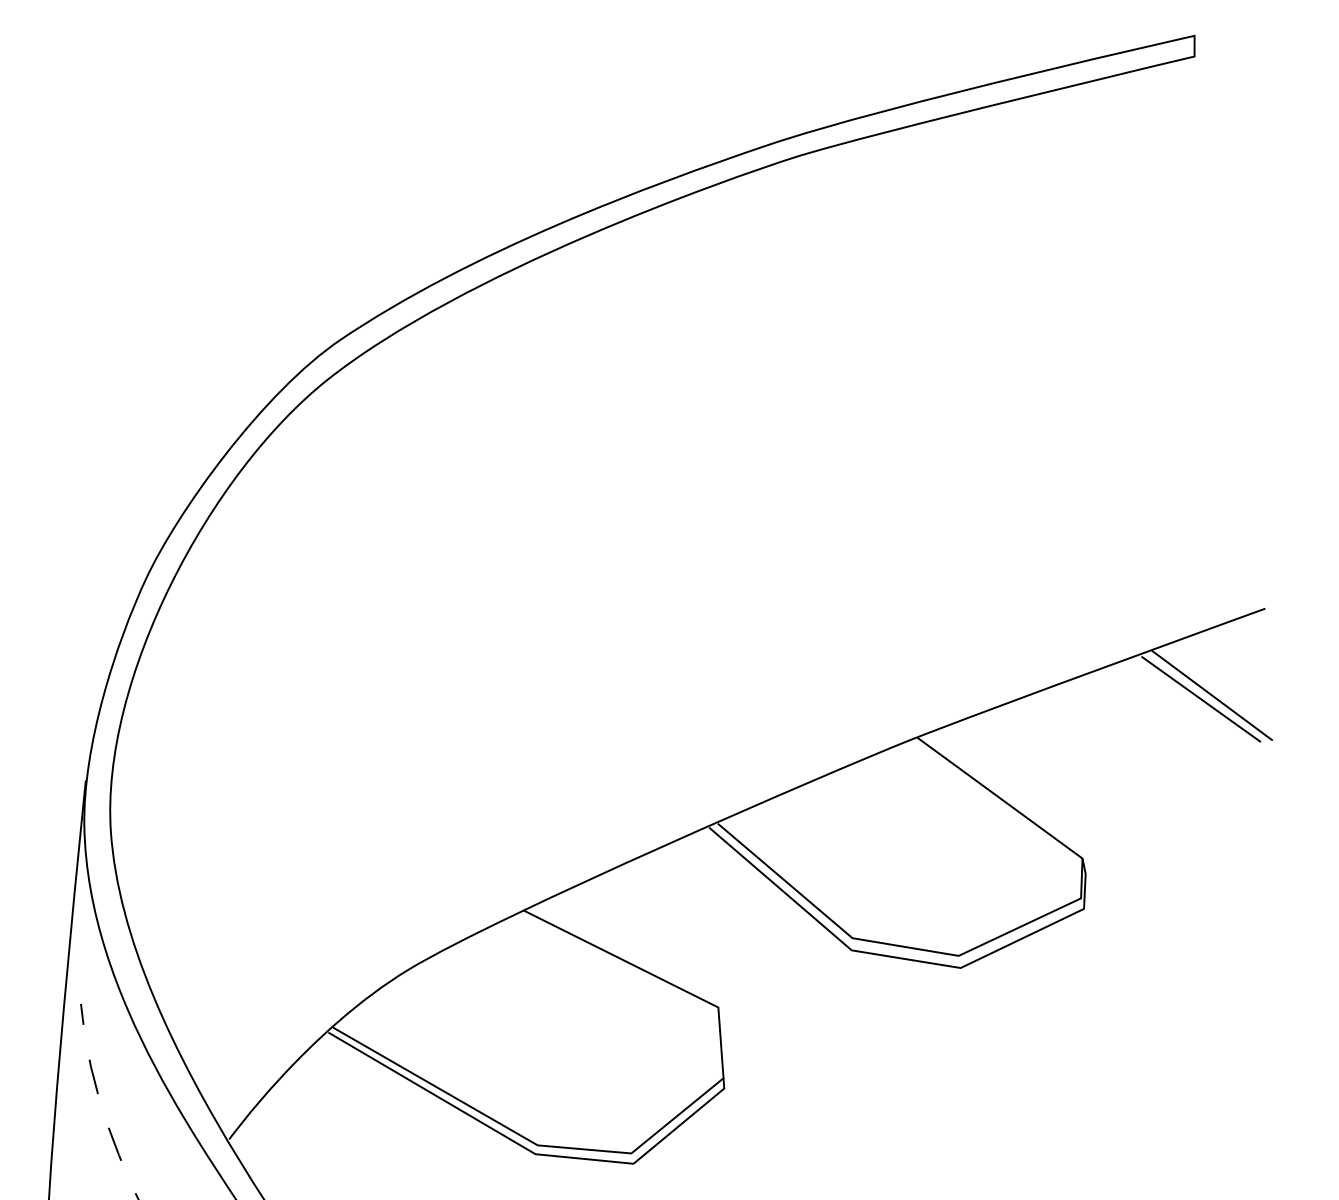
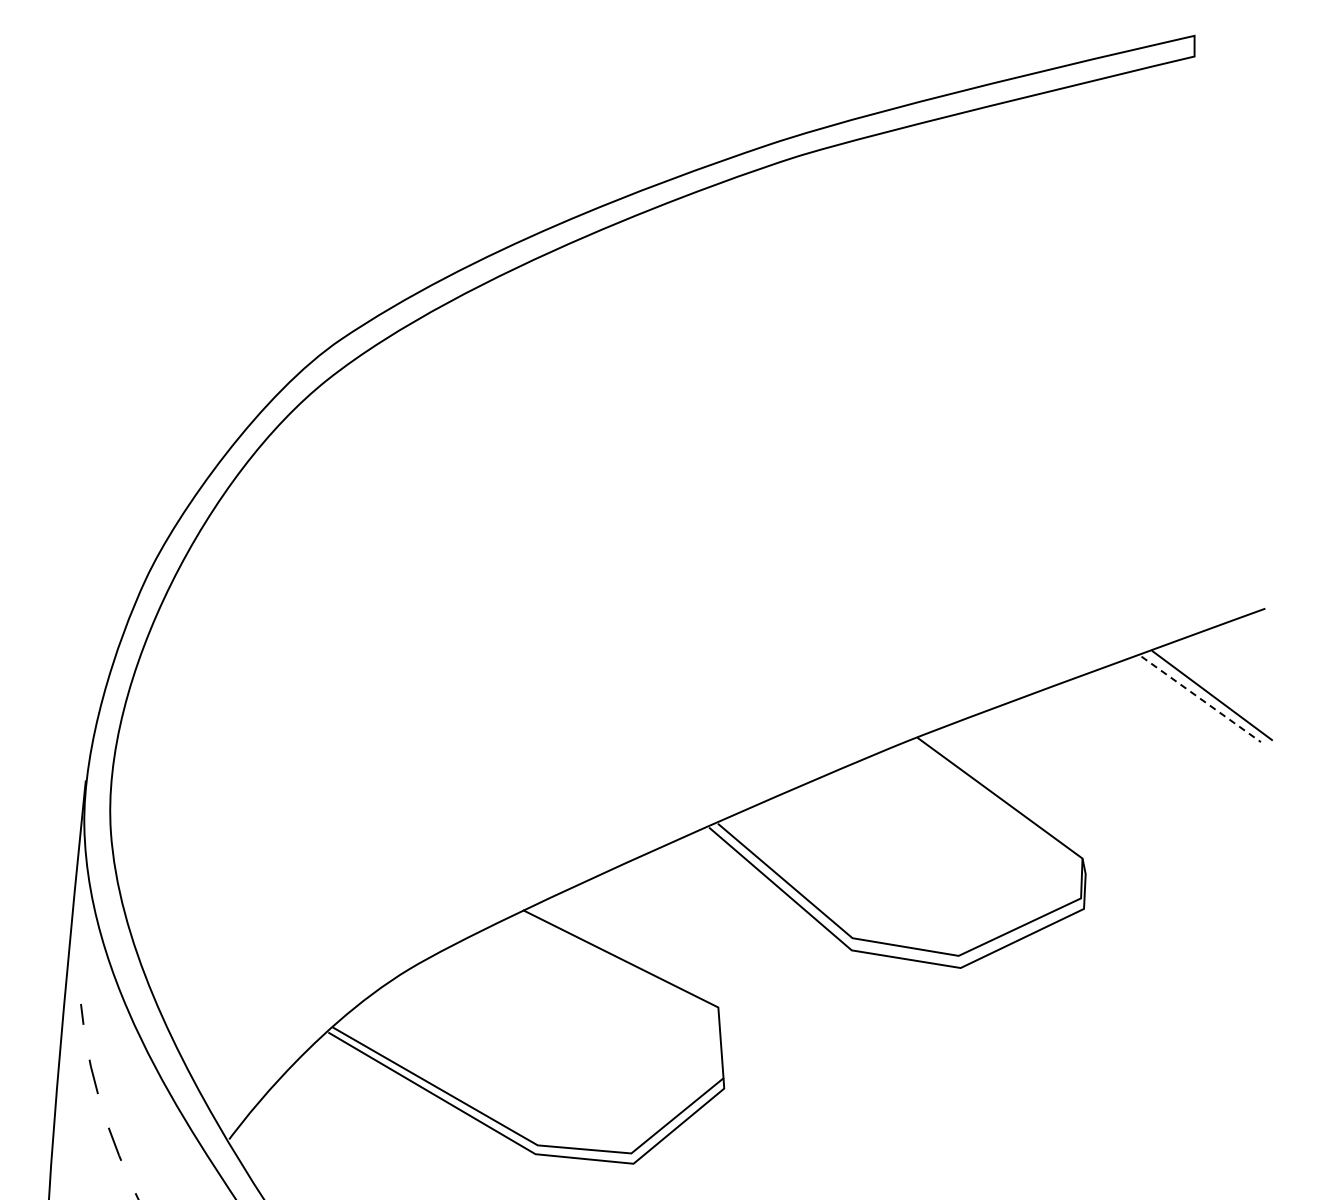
line: solid -> dashed (1201, 699)
